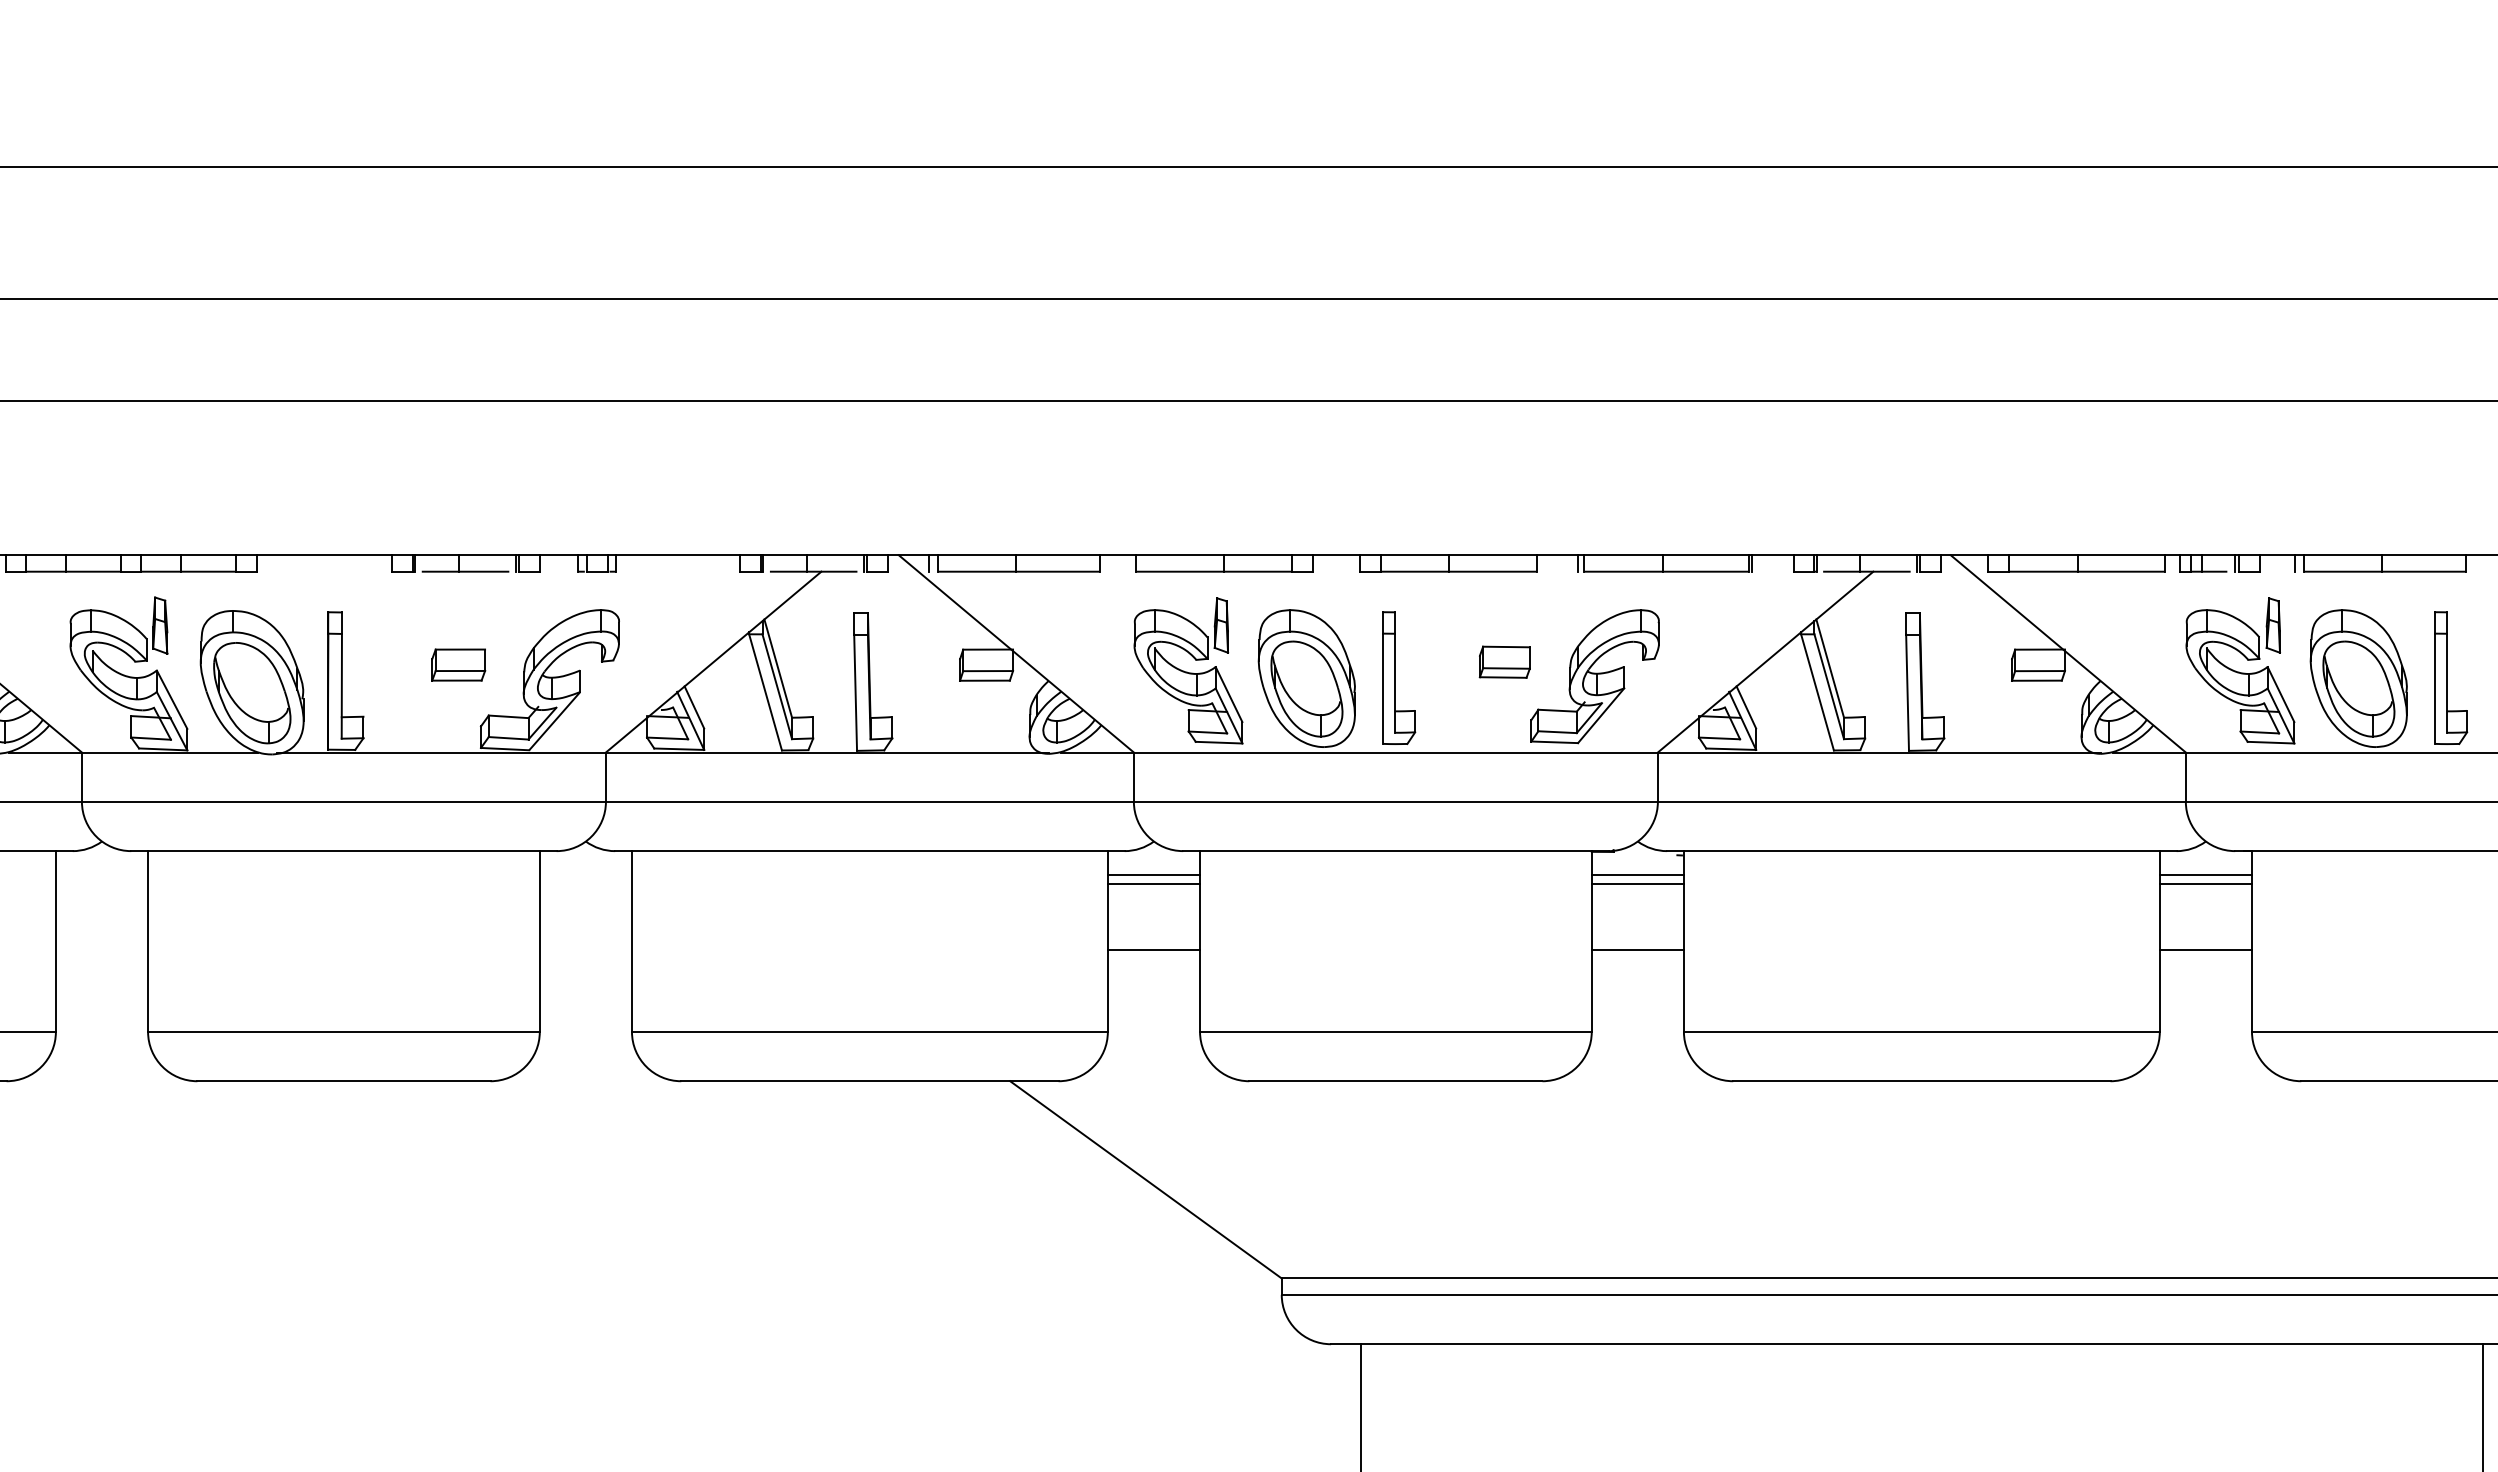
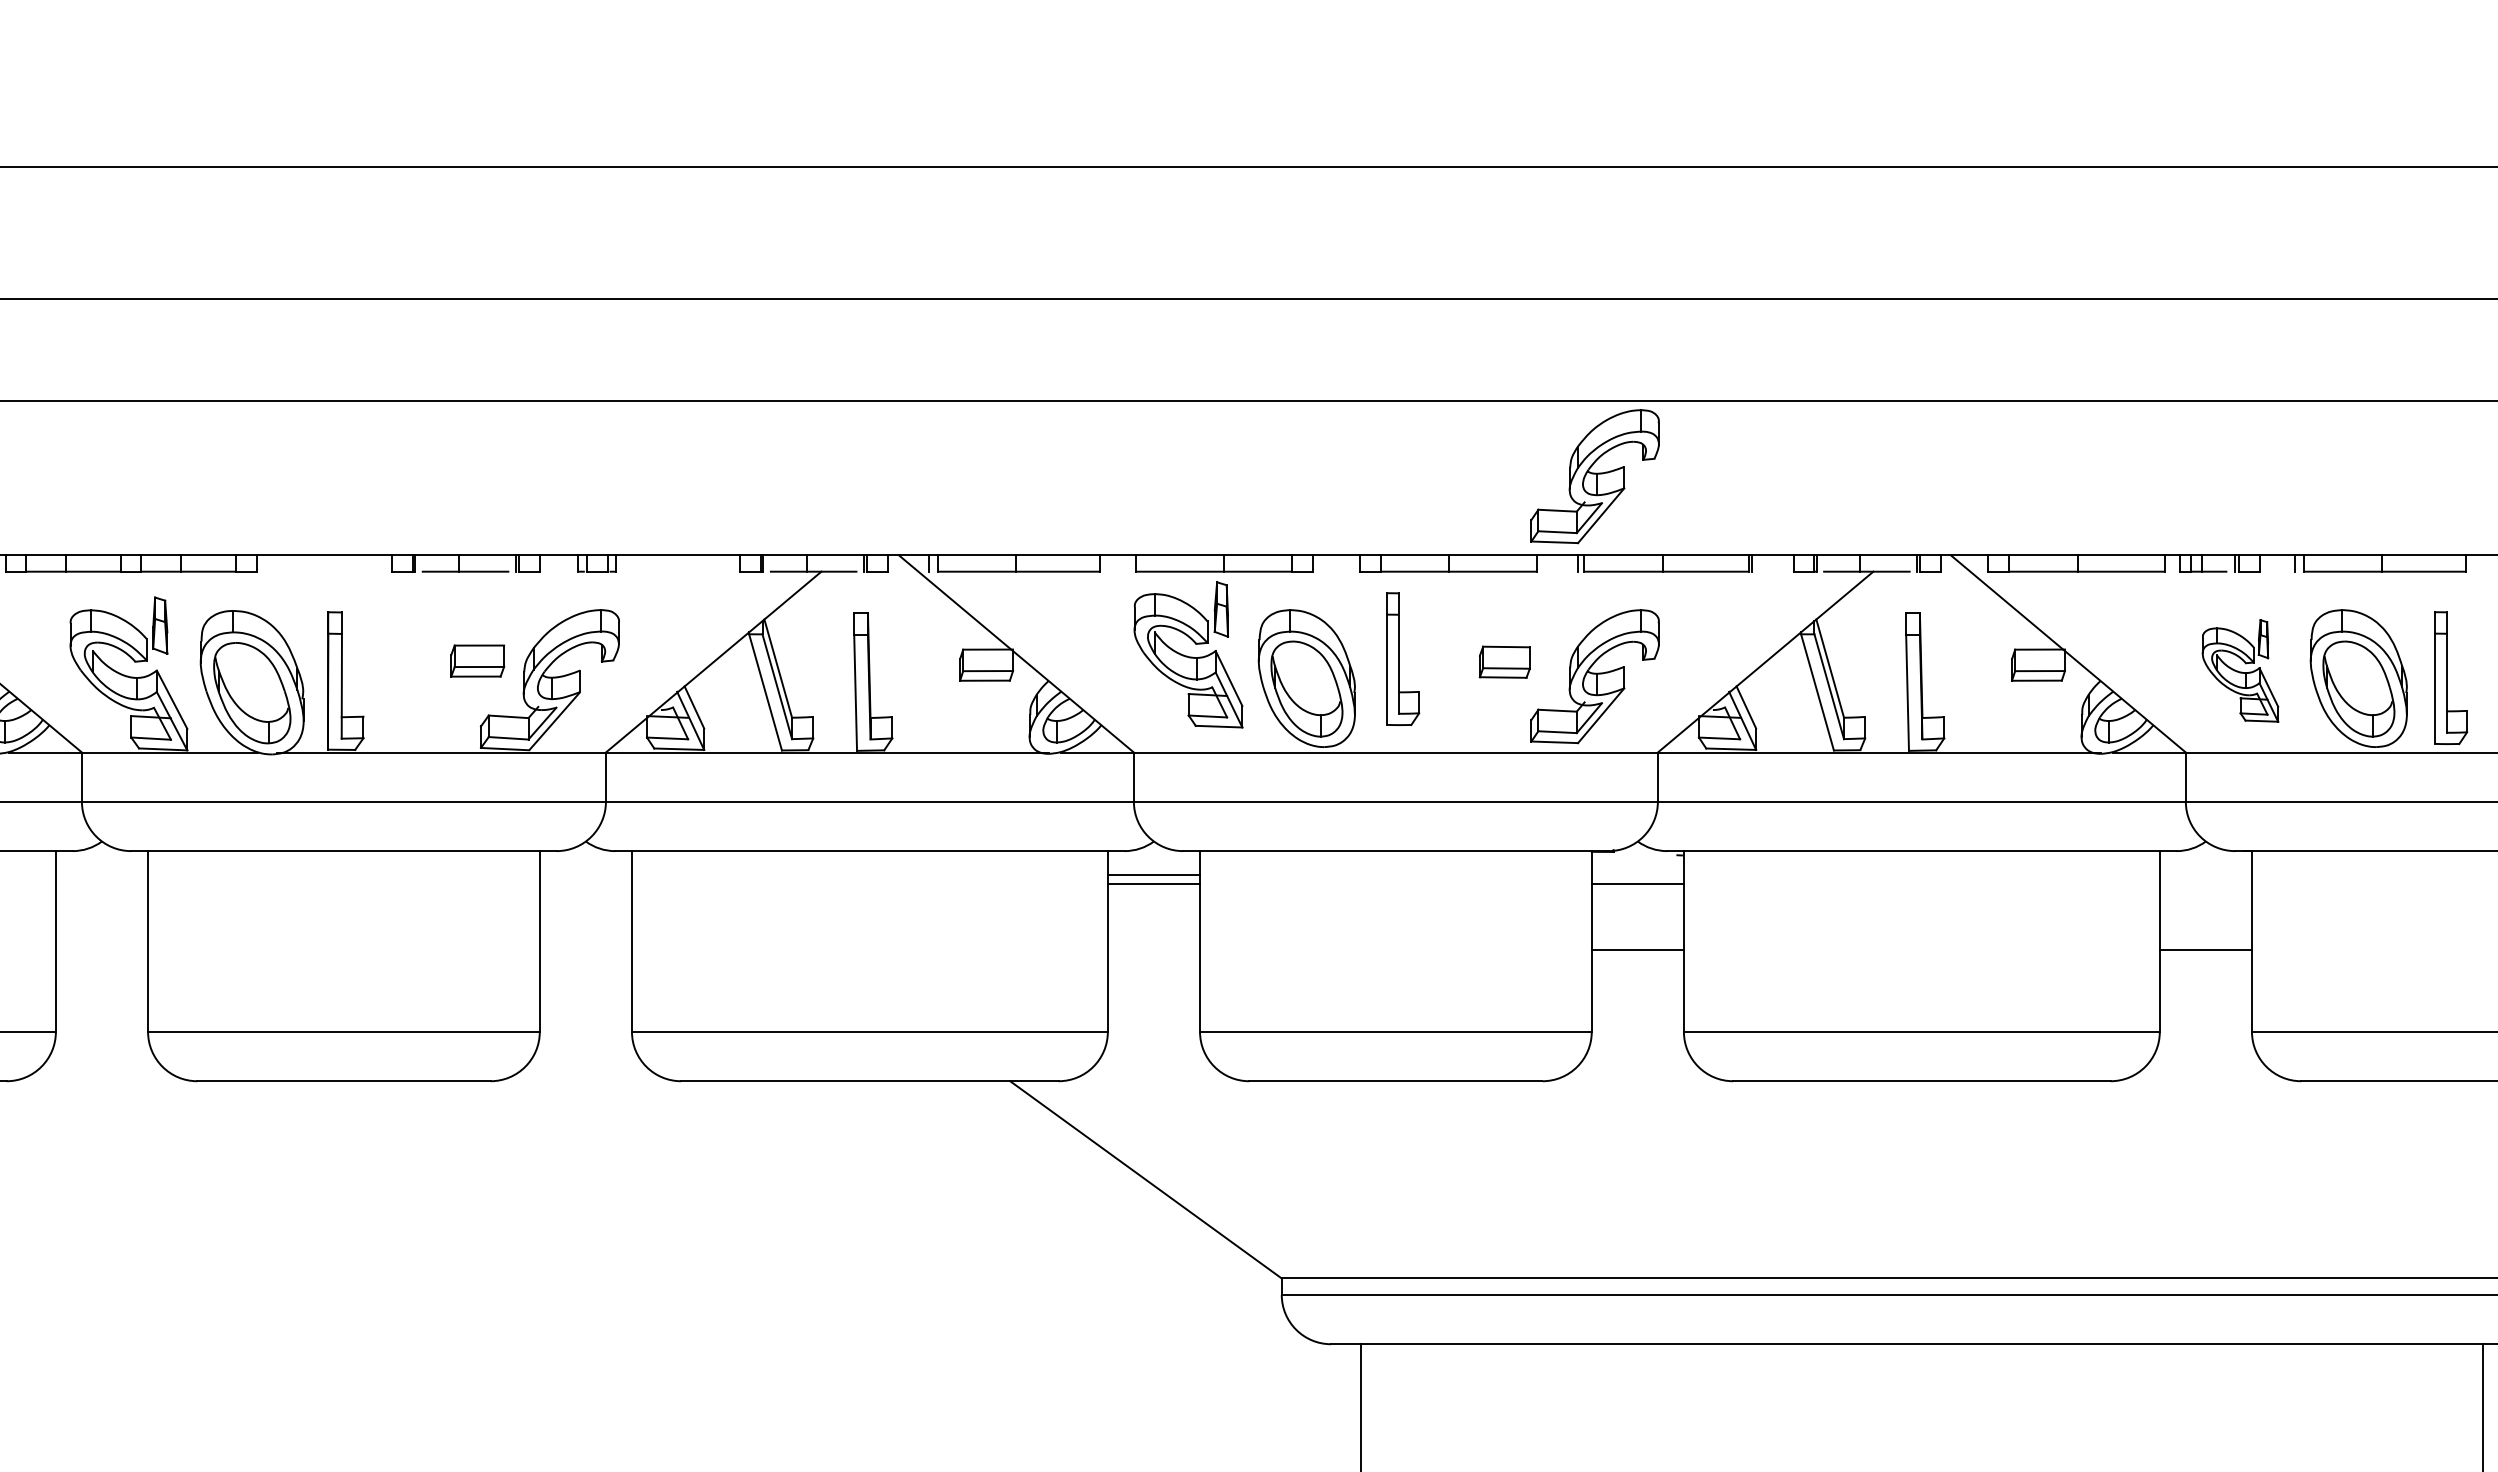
part: none -> present (1594, 476)
part position: (458, 664) -> (477, 660) (477, 660)
part position: (1188, 670) -> (1188, 654) (1188, 654)
part size: 111x148 px -> 79x104 px (2240, 670)
part position: (1399, 677) -> (1403, 658) (1403, 658)
line: present -> none (1637, 874)
line: present -> none (2205, 874)
line: present -> none (2205, 884)
line: present -> none (1153, 949)
